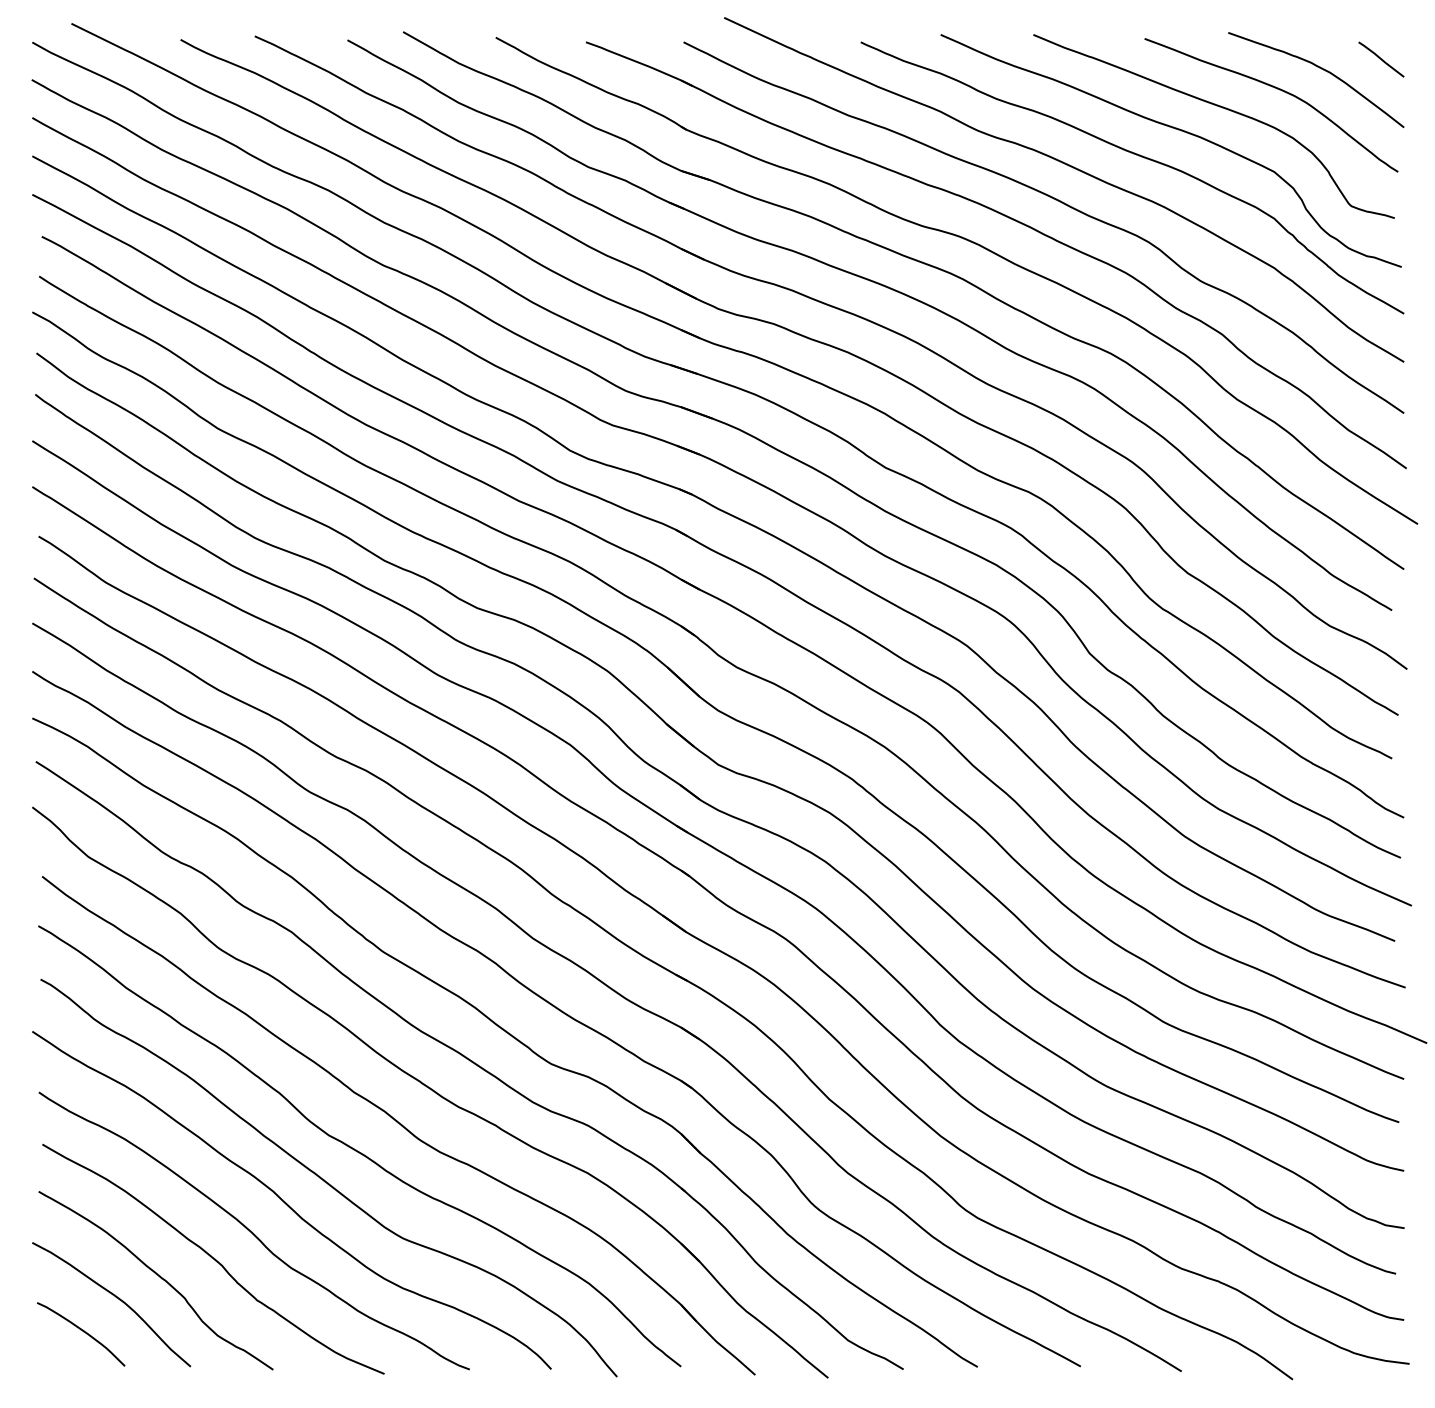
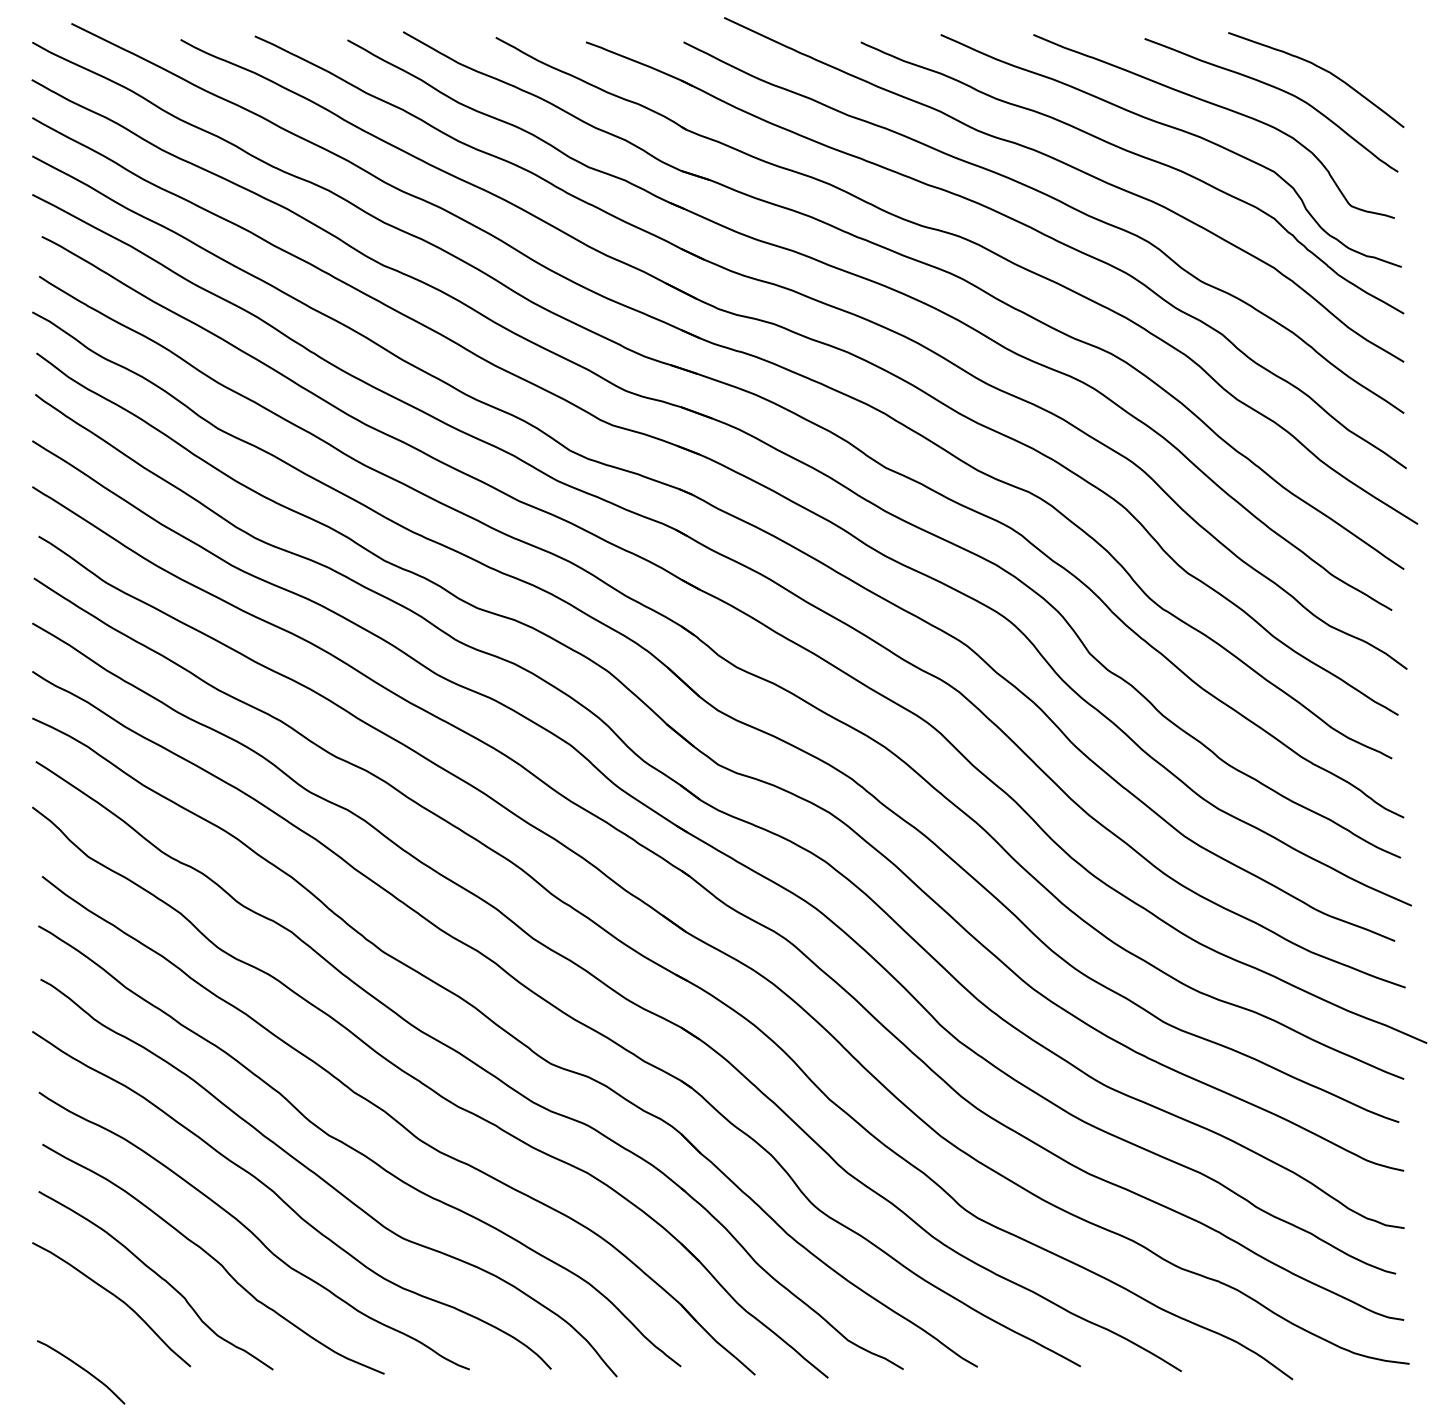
line: present -> none (1381, 59)
curve position: (83, 1332) -> (83, 1370) (83, 1370)
